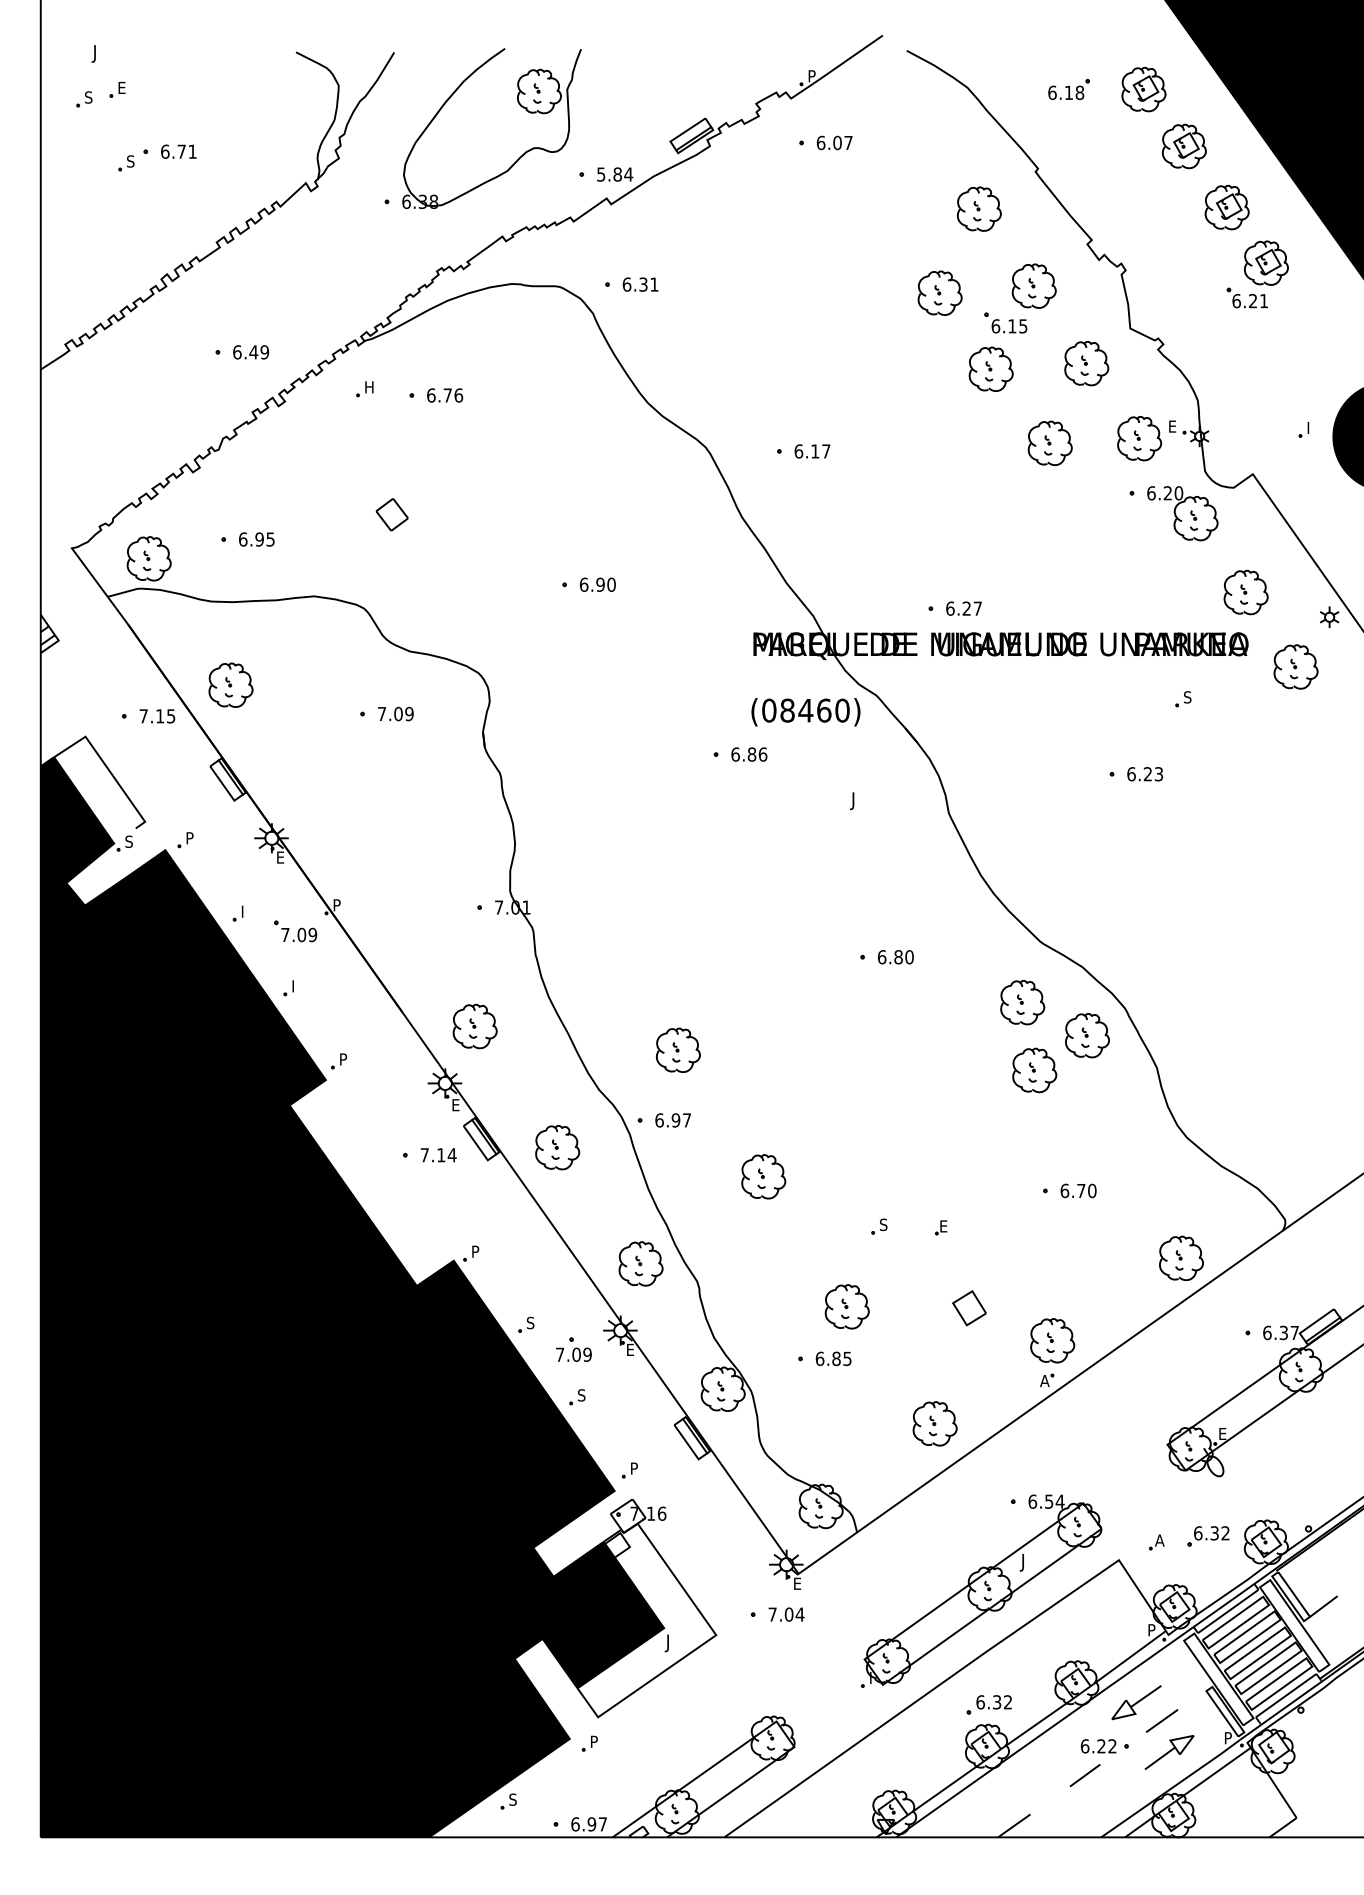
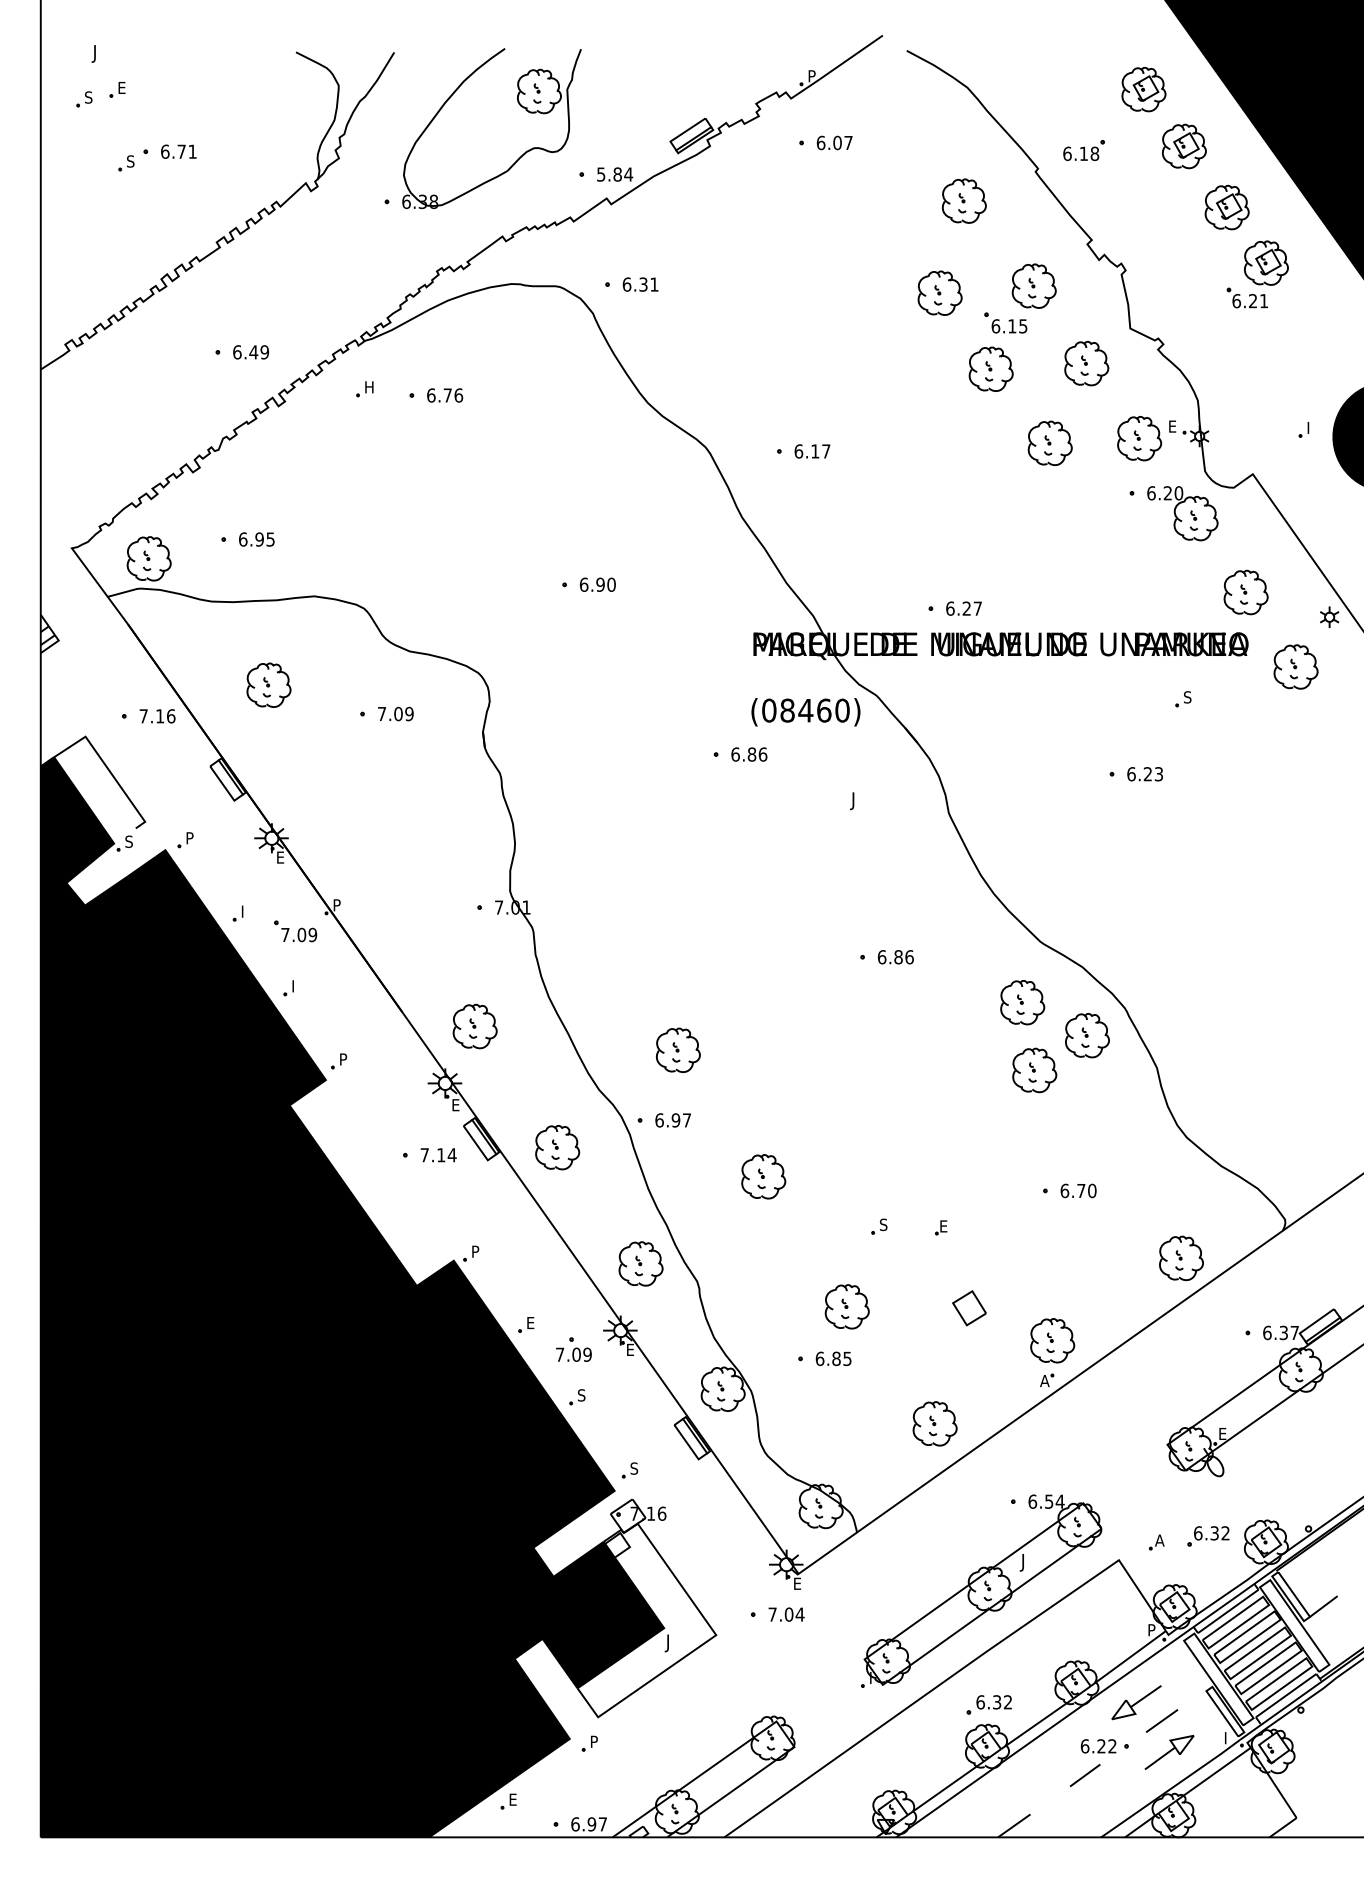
part position: (1068, 89) -> (1083, 150) (1083, 150)
part position: (978, 208) -> (963, 200) (963, 200)
part: present -> none (391, 514)
part position: (230, 684) -> (268, 684) (268, 684)
text: 7.15 -> 7.16 (171, 716)
text: 6.80 -> 6.86 (909, 956)
text: S -> E (530, 1322)
text: P -> S (634, 1468)
text: P -> I (1228, 1735)
text: S -> E (512, 1799)
